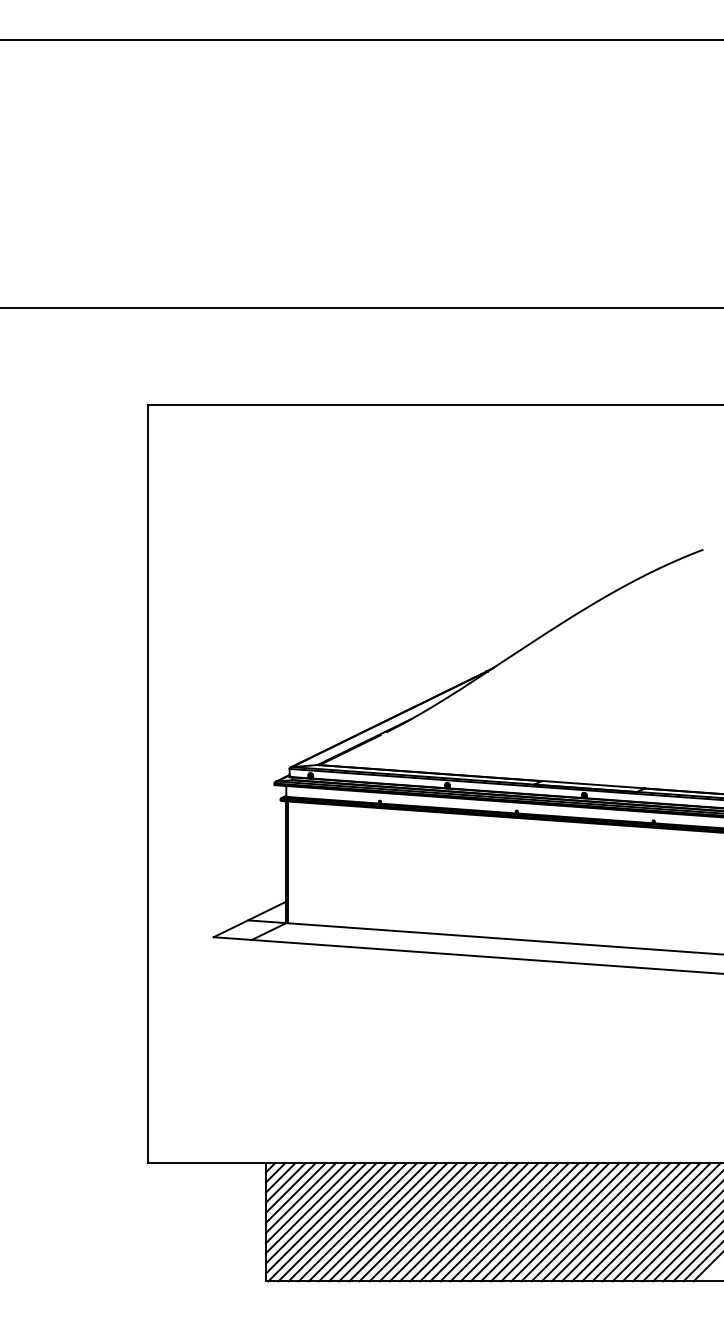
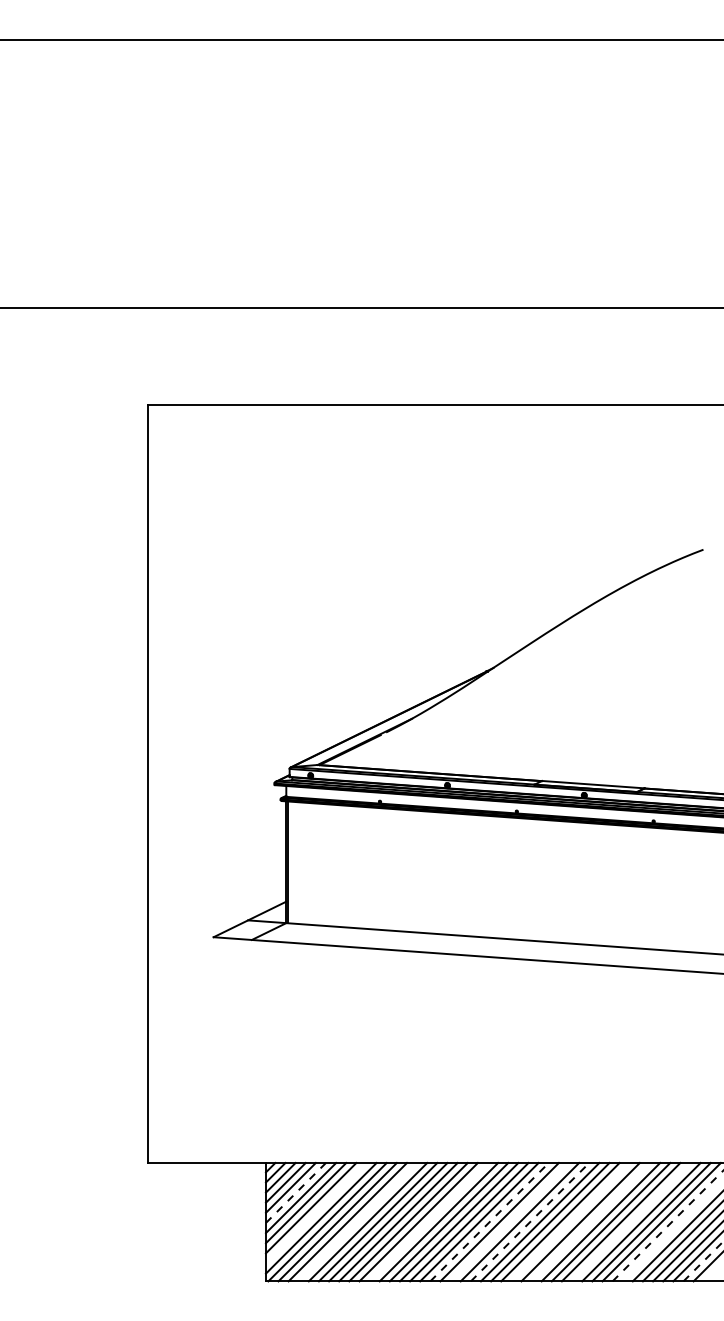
line: solid -> dashed (296, 1192)
line: present -> none (315, 1212)
line: present -> none (357, 1221)
line: present -> none (428, 1221)
line: present -> none (509, 1221)
line: present -> none (570, 1221)
line: present -> none (590, 1221)
line: present -> none (631, 1221)
line: solid -> dashed (489, 1222)
line: solid -> dashed (530, 1222)
line: solid -> dashed (668, 1225)
line: present -> none (671, 1232)
line: solid -> dashed (703, 1260)
